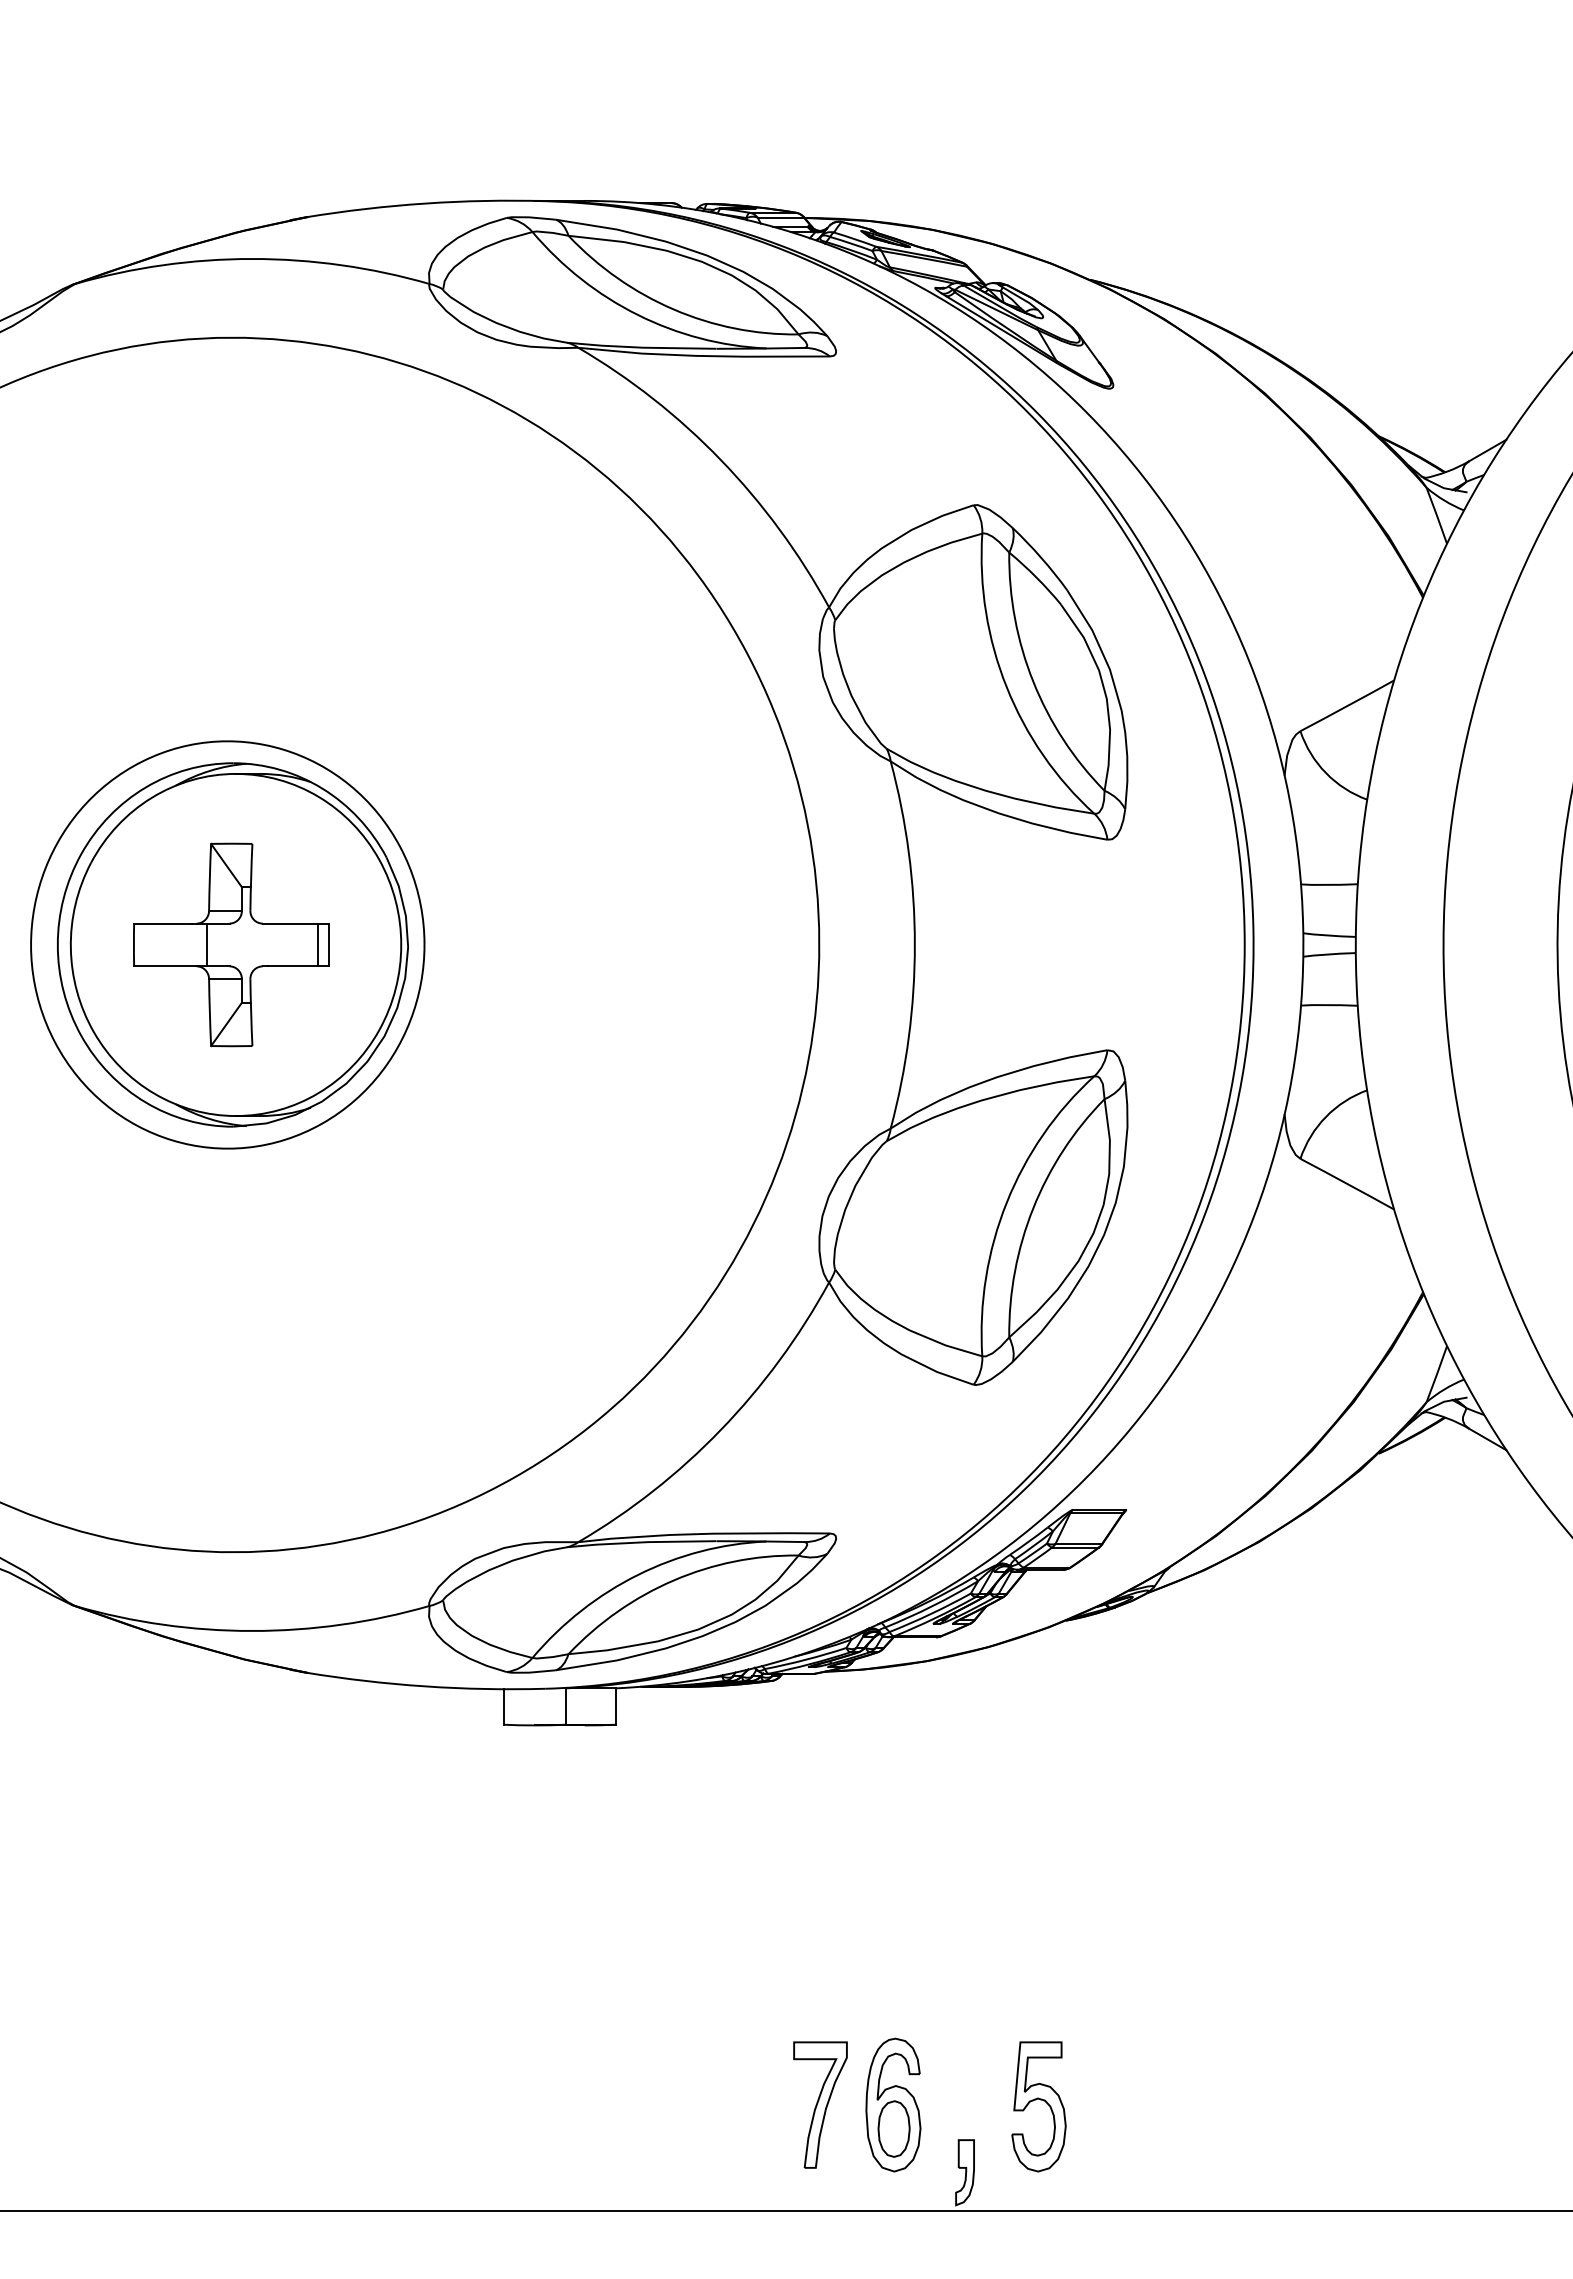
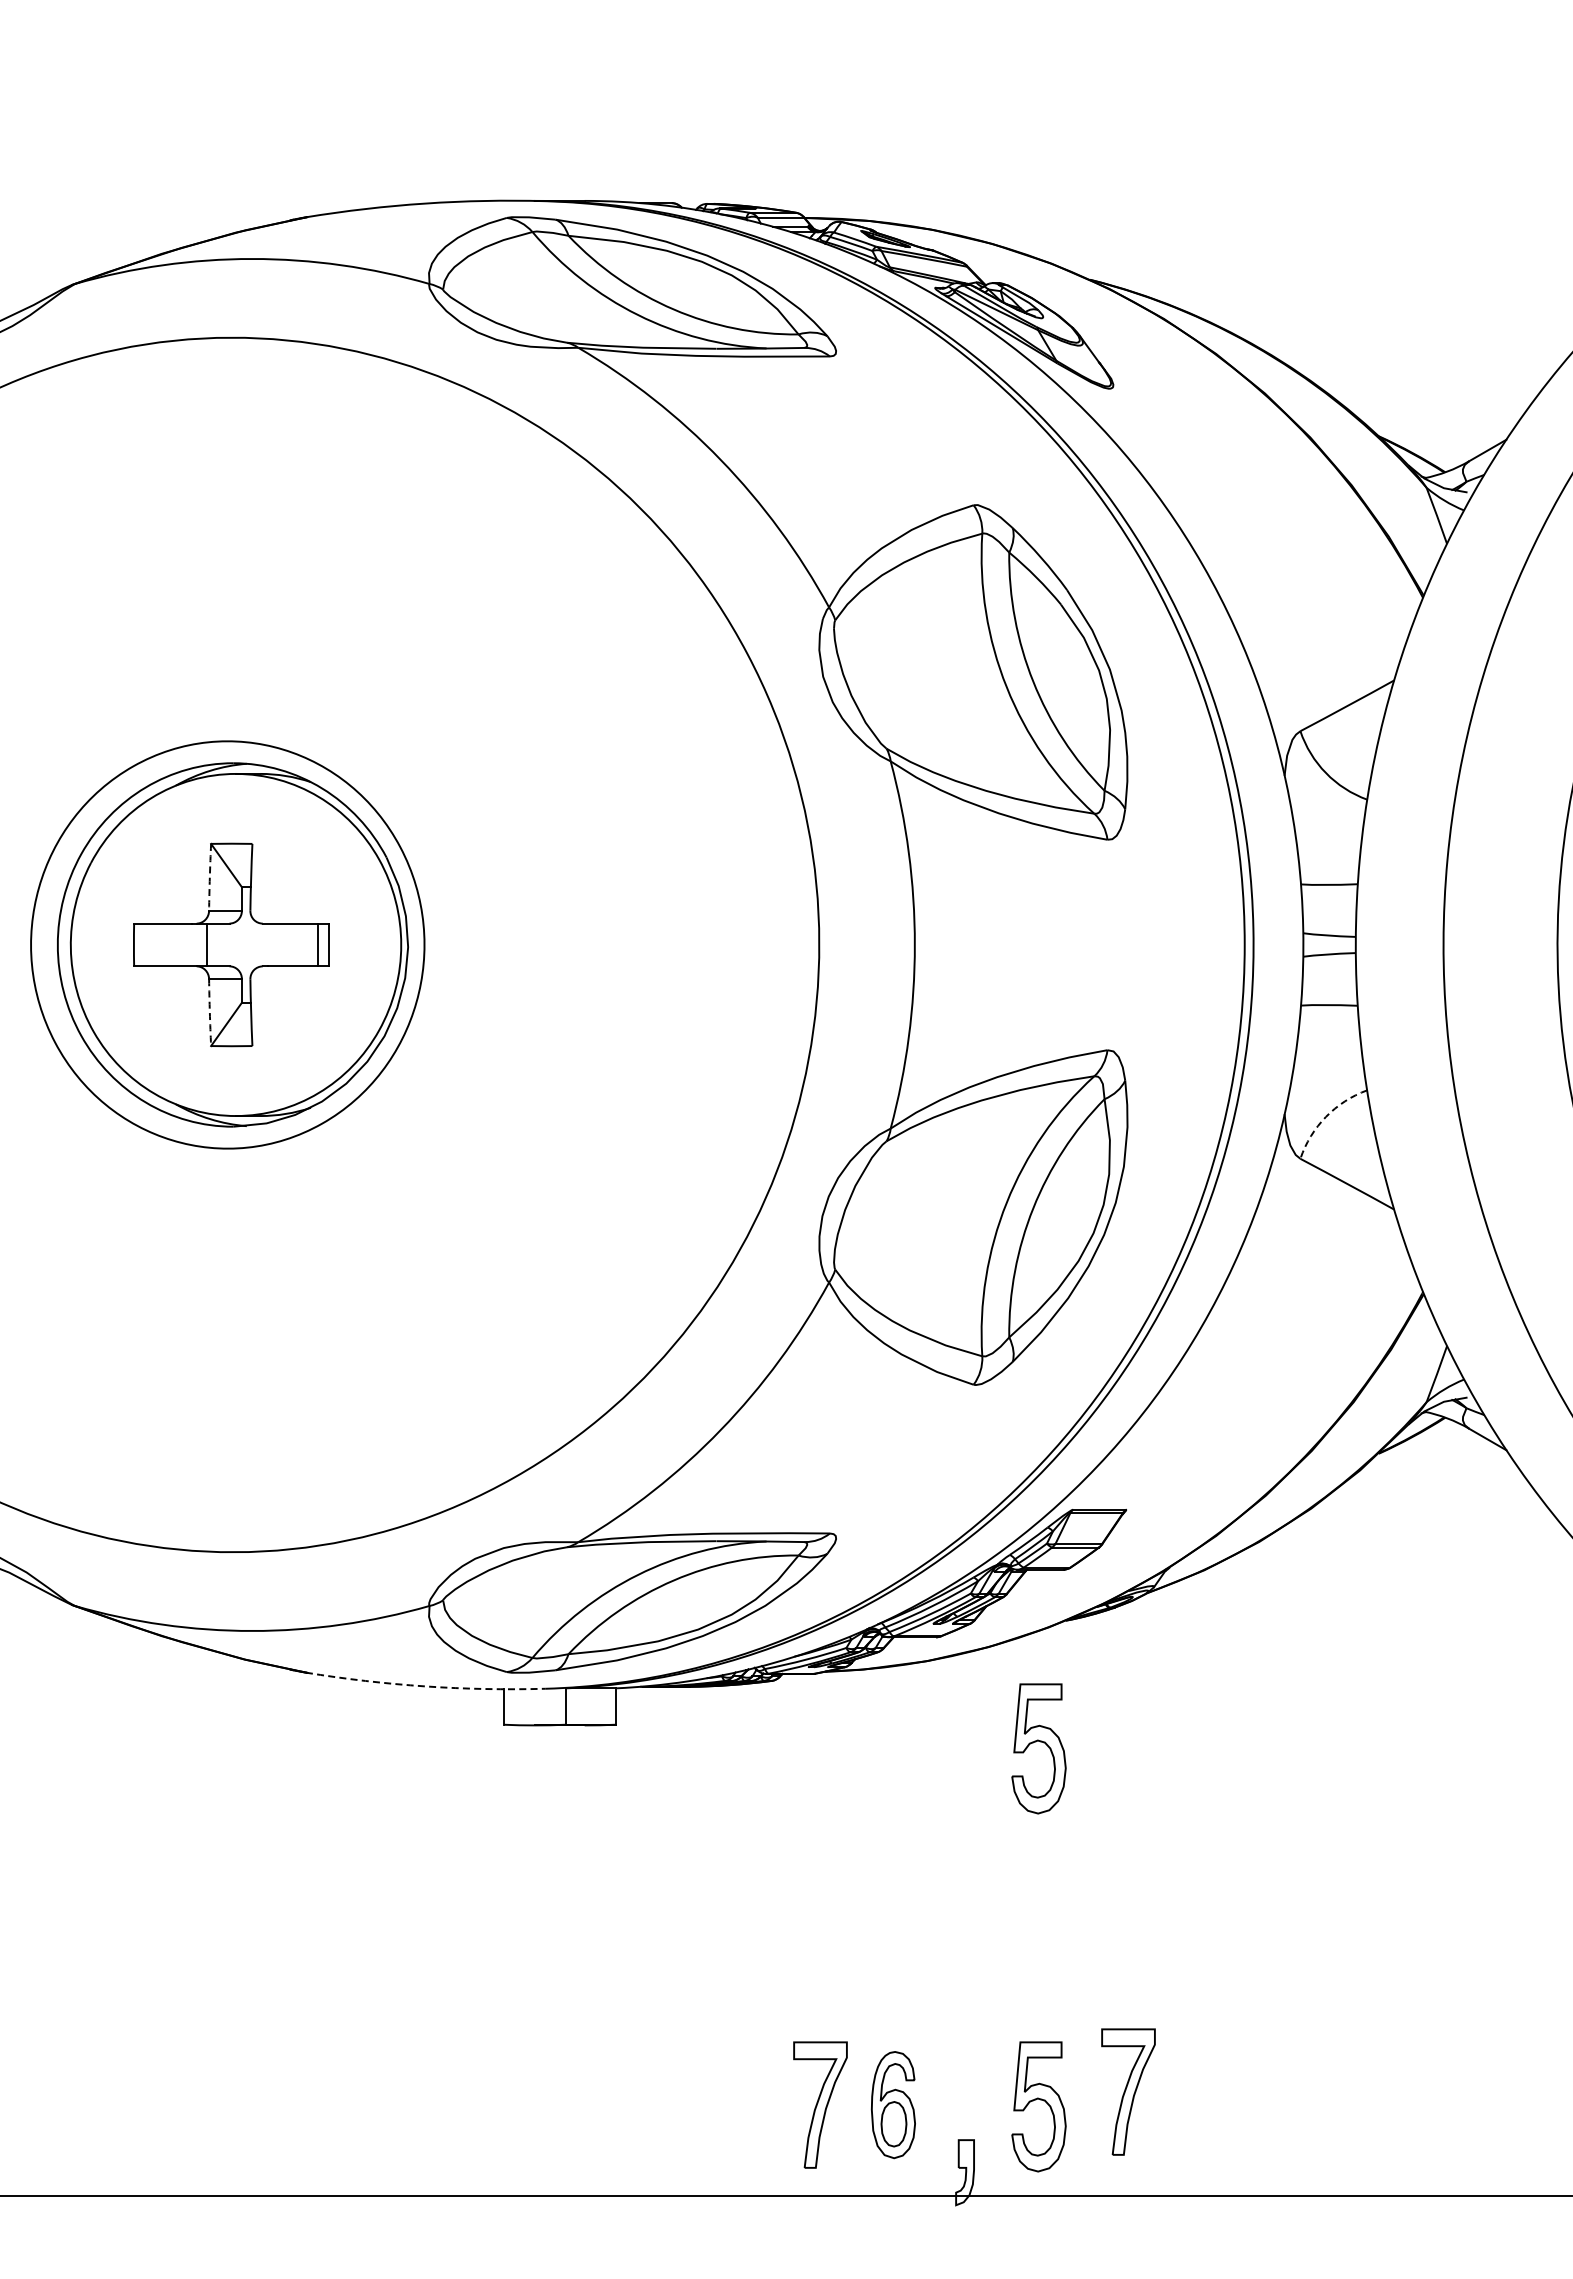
arc: solid -> dashed (209, 877)
arc: solid -> dashed (209, 1012)
arc: solid -> dashed (1325, 1116)
arc: solid -> dashed (425, 1686)
part: none -> present (1040, 1742)
part: none -> present (1128, 2091)
part size: 57x136 px -> 46x109 px (892, 2105)
line position: (785, 2210) -> (785, 2195) (785, 2195)
